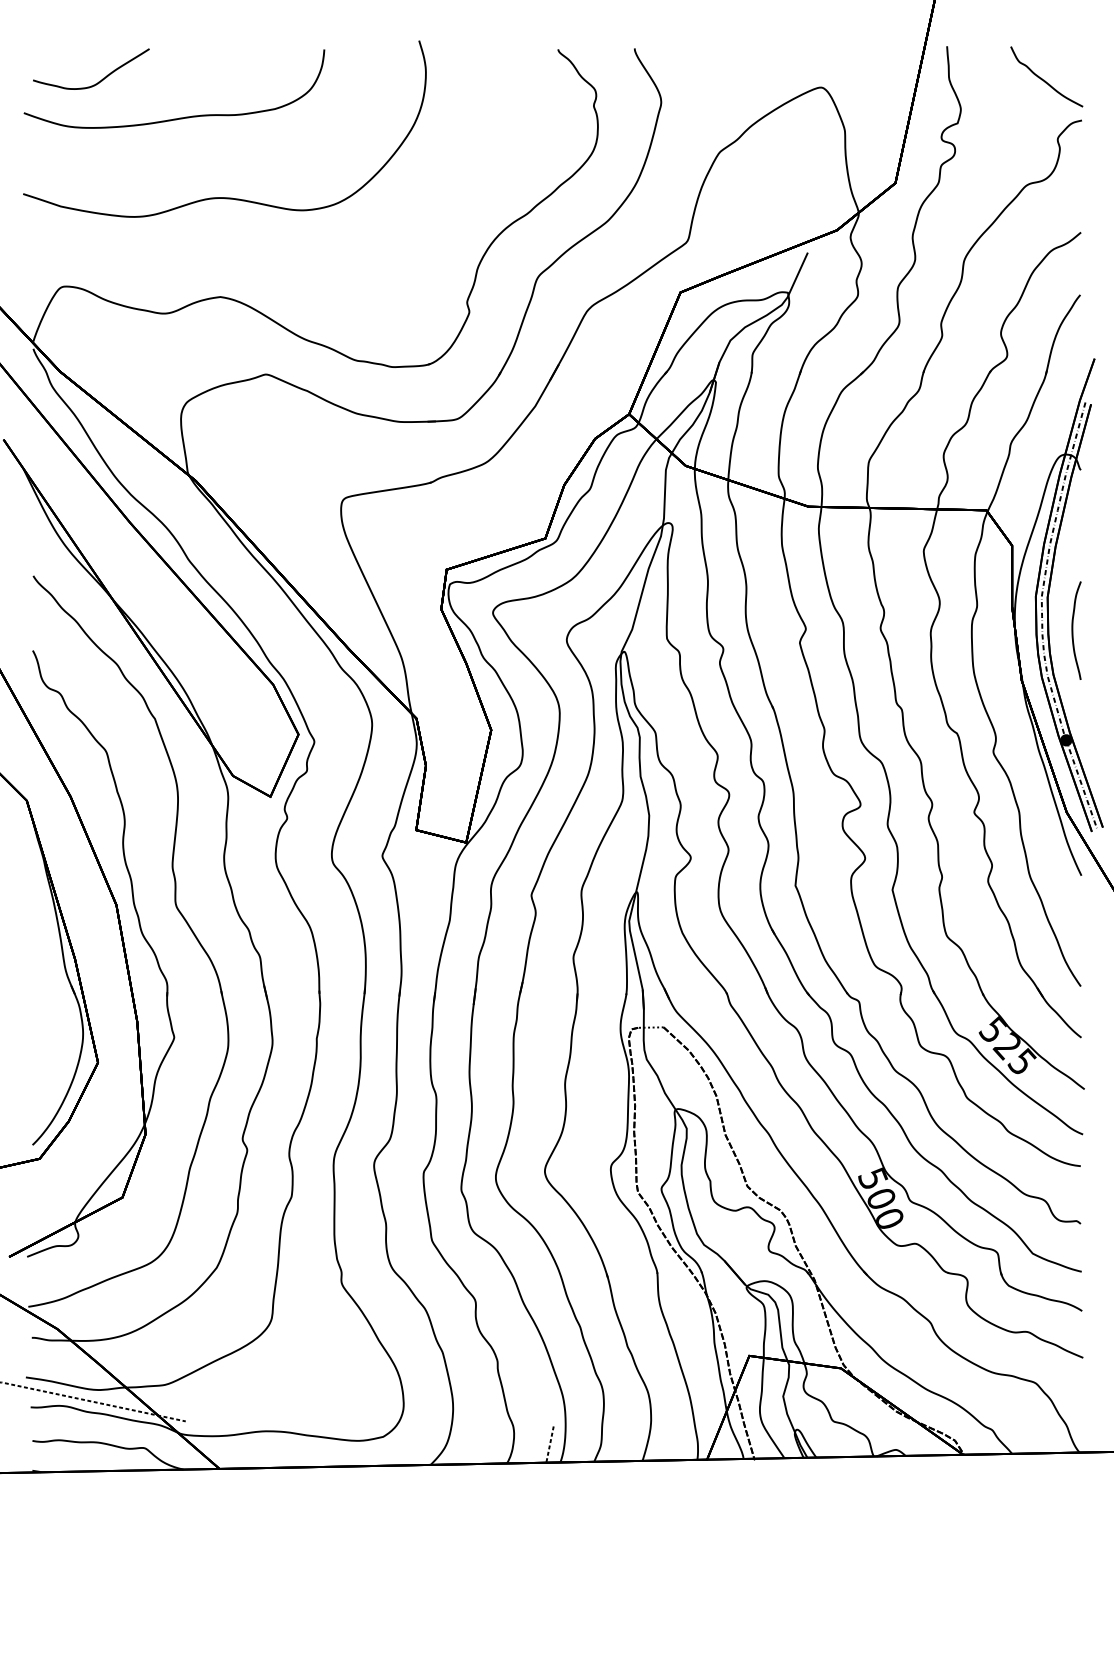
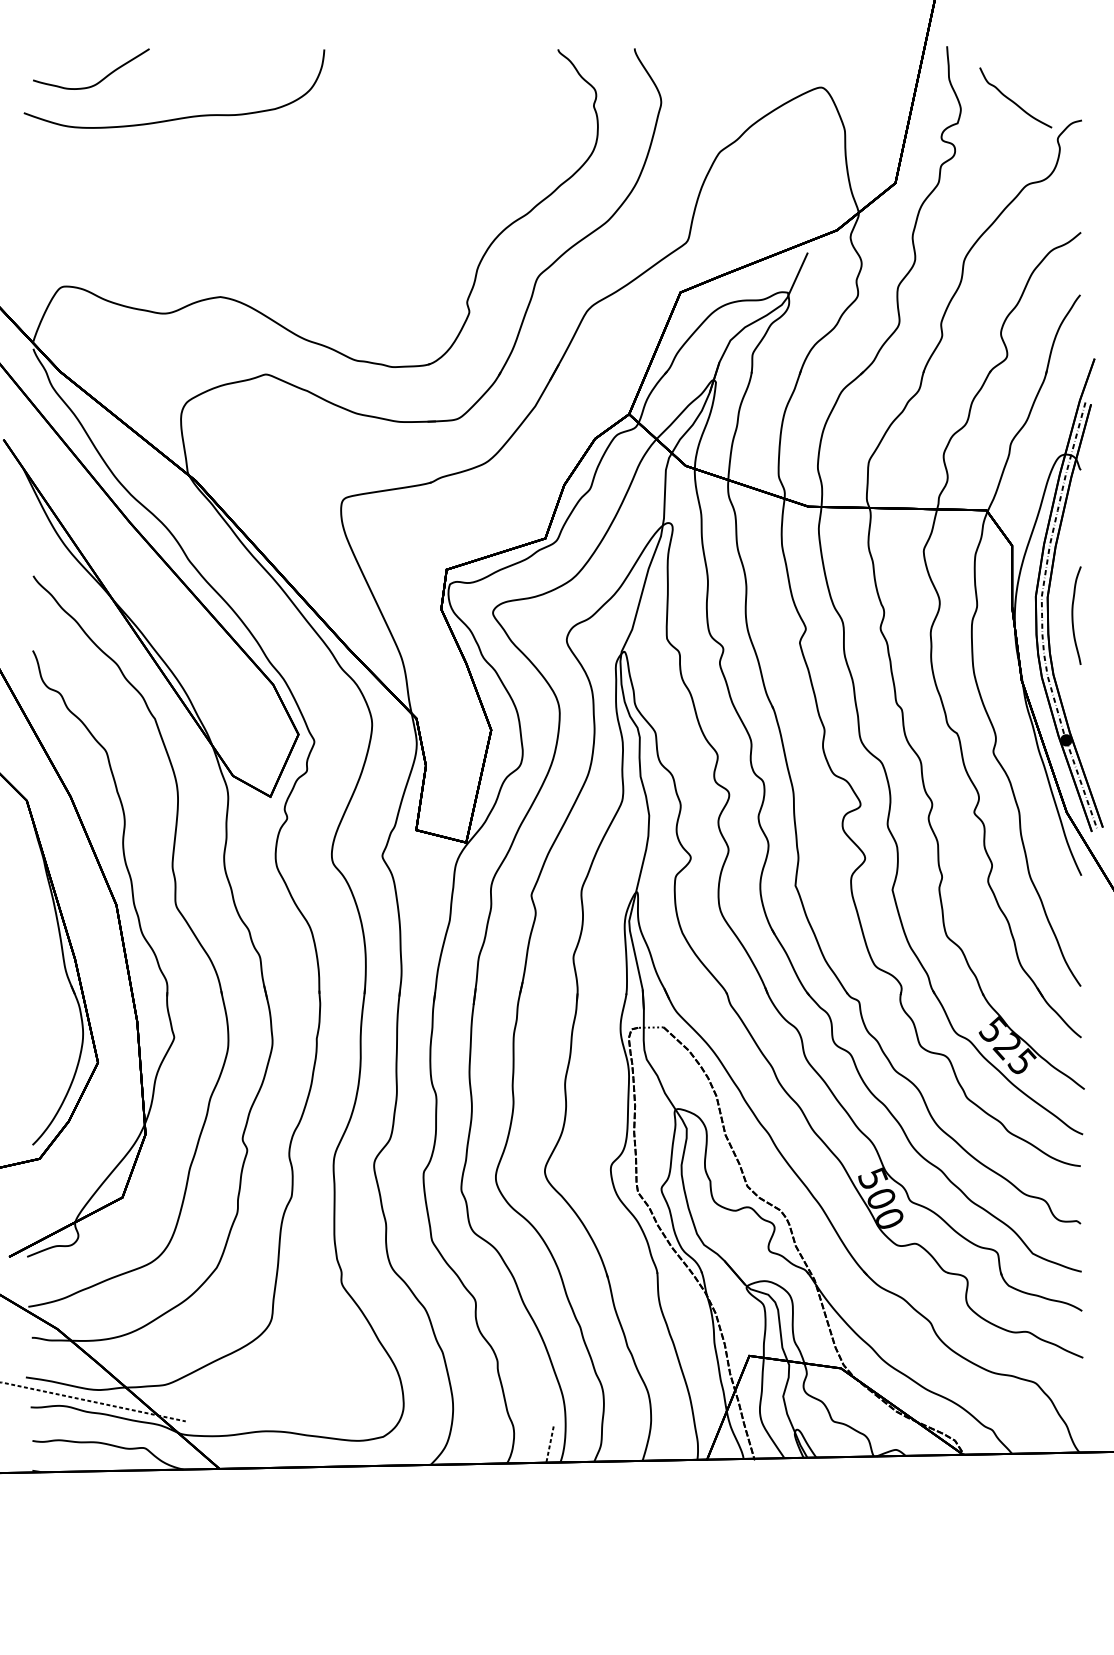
curve position: (1045, 80) -> (1014, 101) (1014, 101)
curve: present -> none (224, 197)
curve position: (1073, 630) -> (1073, 615) (1073, 615)
